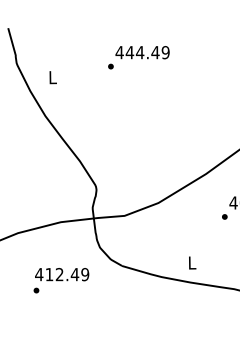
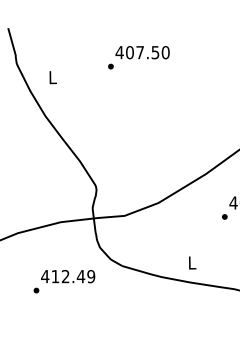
text: 444.49 -> 407.50 (147, 52)
text position: (62, 274) -> (68, 276) (68, 276)
